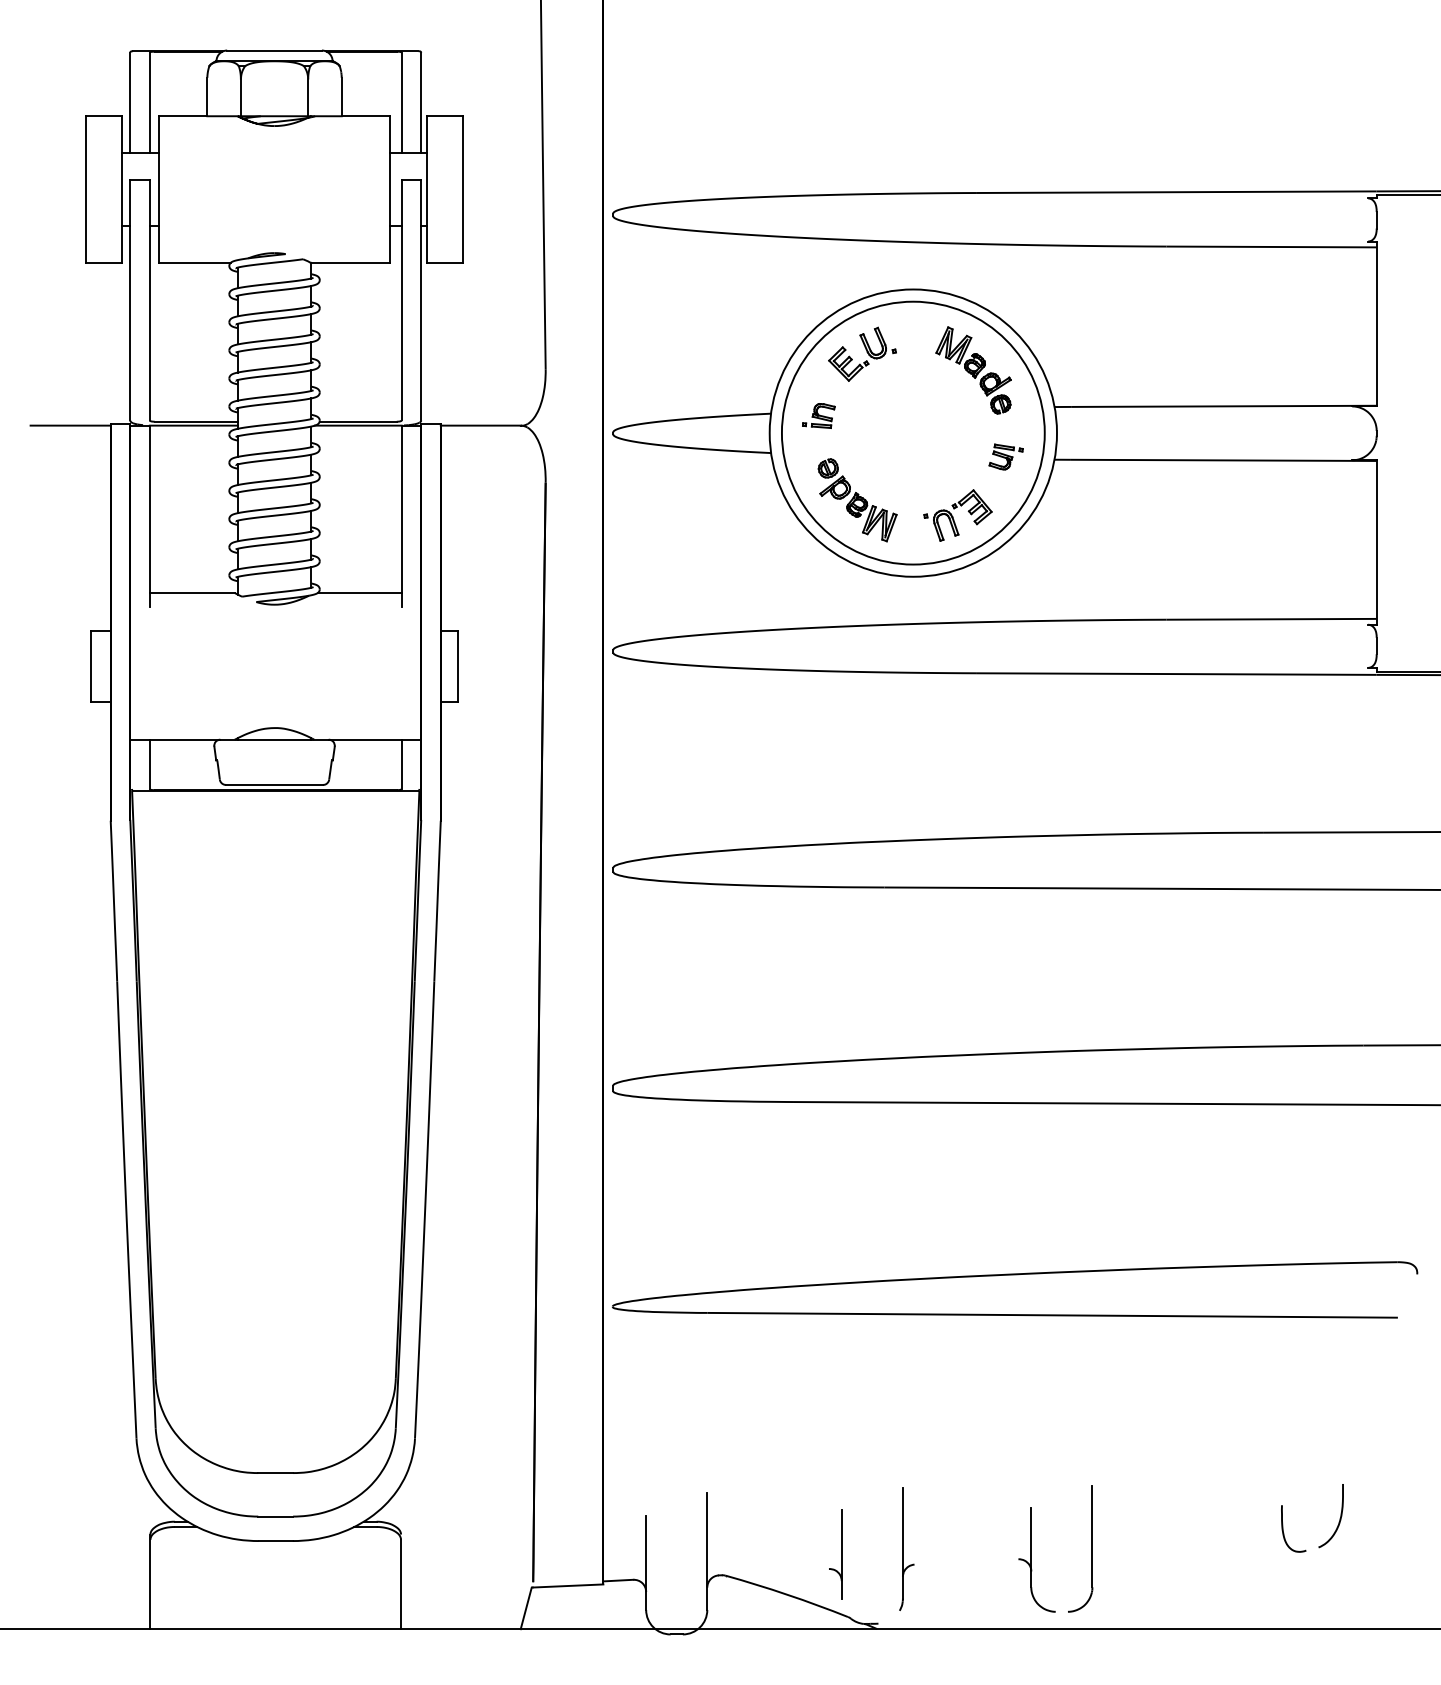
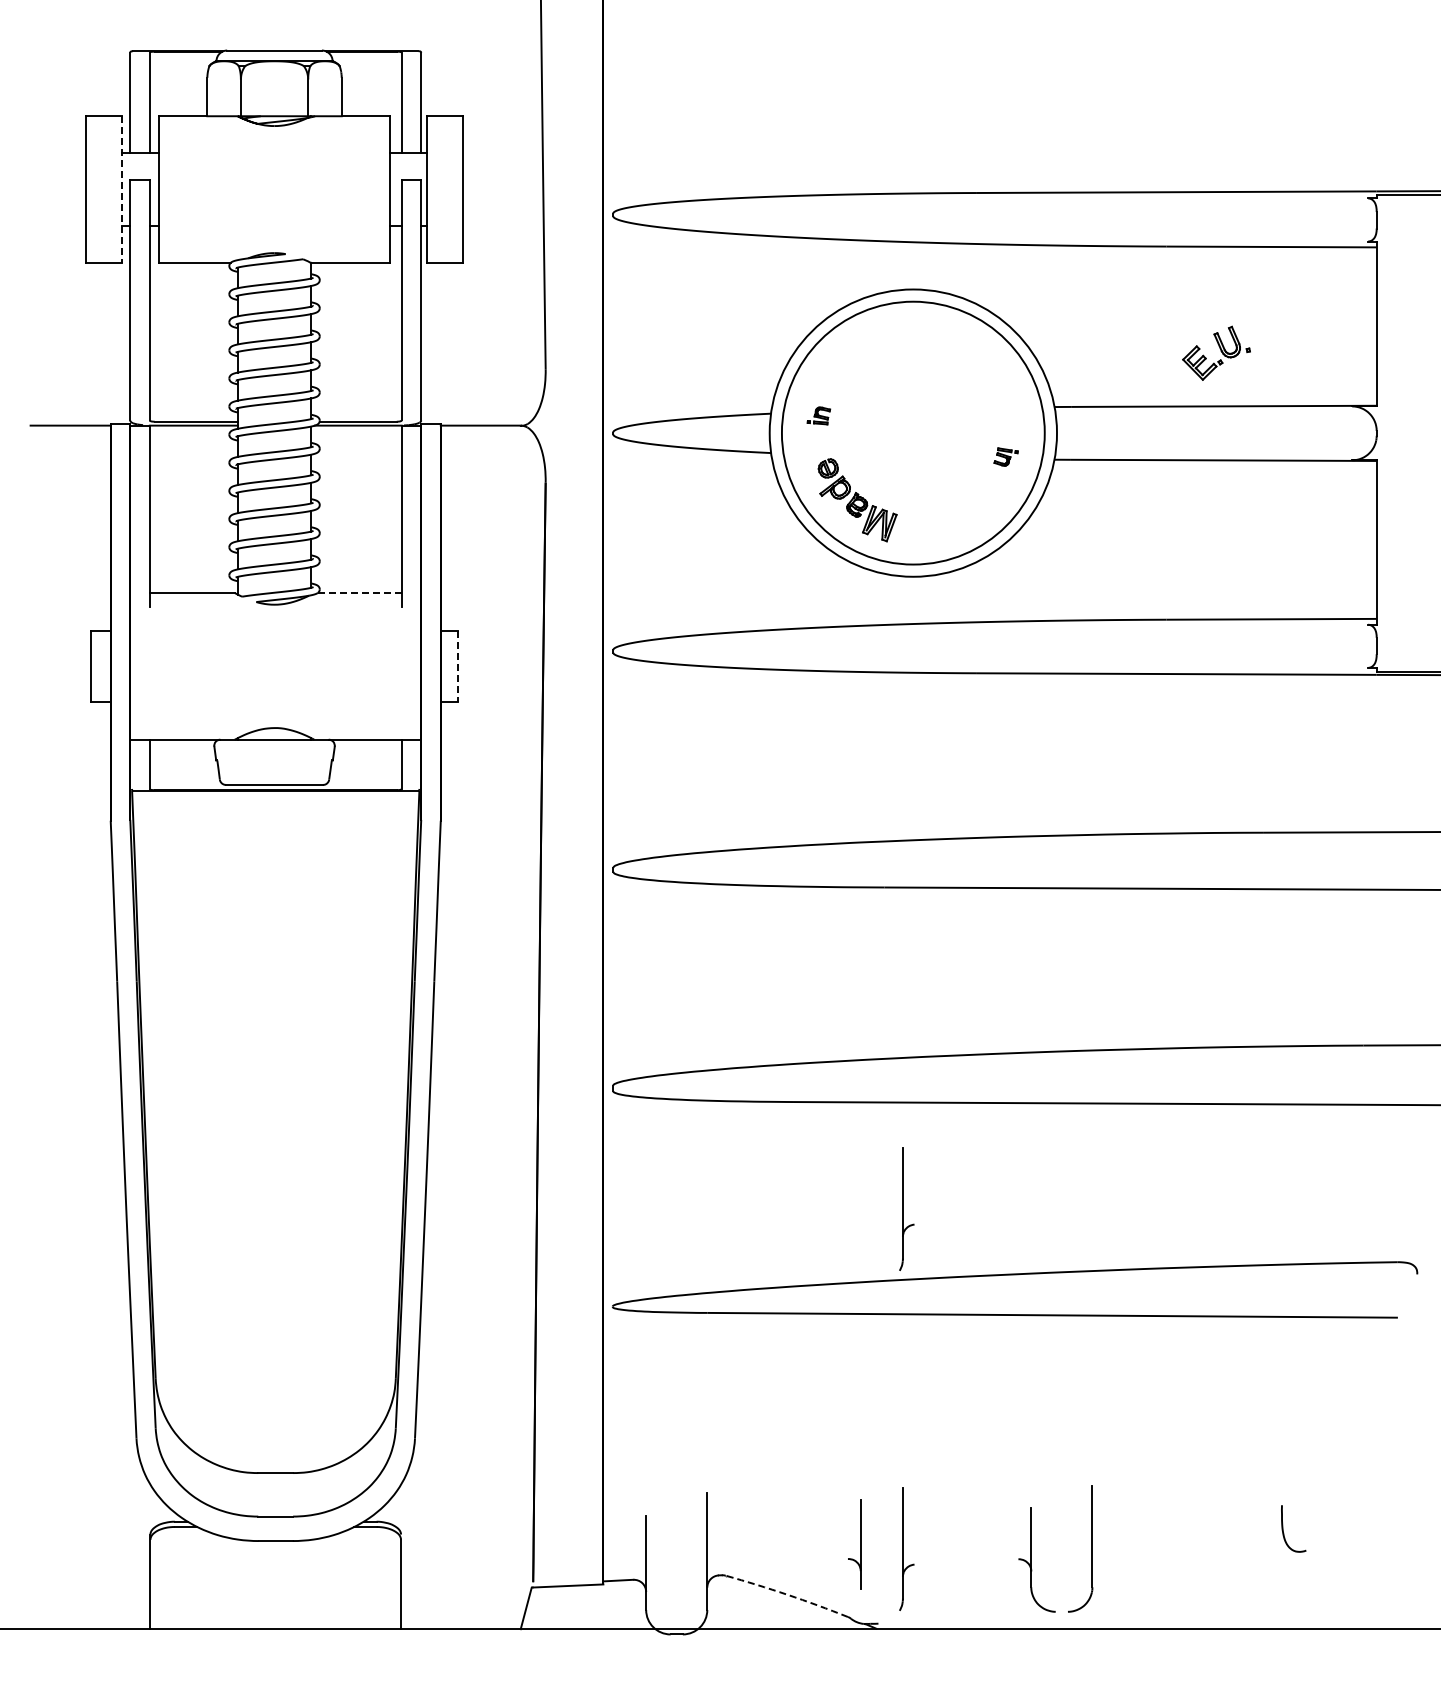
line: solid -> dashed (122, 190)
part position: (862, 353) -> (1216, 352) (1216, 352)
part: present -> none (973, 370)
part size: 34x26 px -> 26x20 px (818, 415)
part size: 36x28 px -> 26x20 px (1005, 456)
part: present -> none (957, 515)
line: solid -> dashed (359, 593)
line: solid -> dashed (457, 666)
part: none -> present (906, 1208)
curve: present -> none (1339, 1518)
part position: (835, 1554) -> (854, 1544) (854, 1544)
arc: solid -> dashed (787, 1594)
